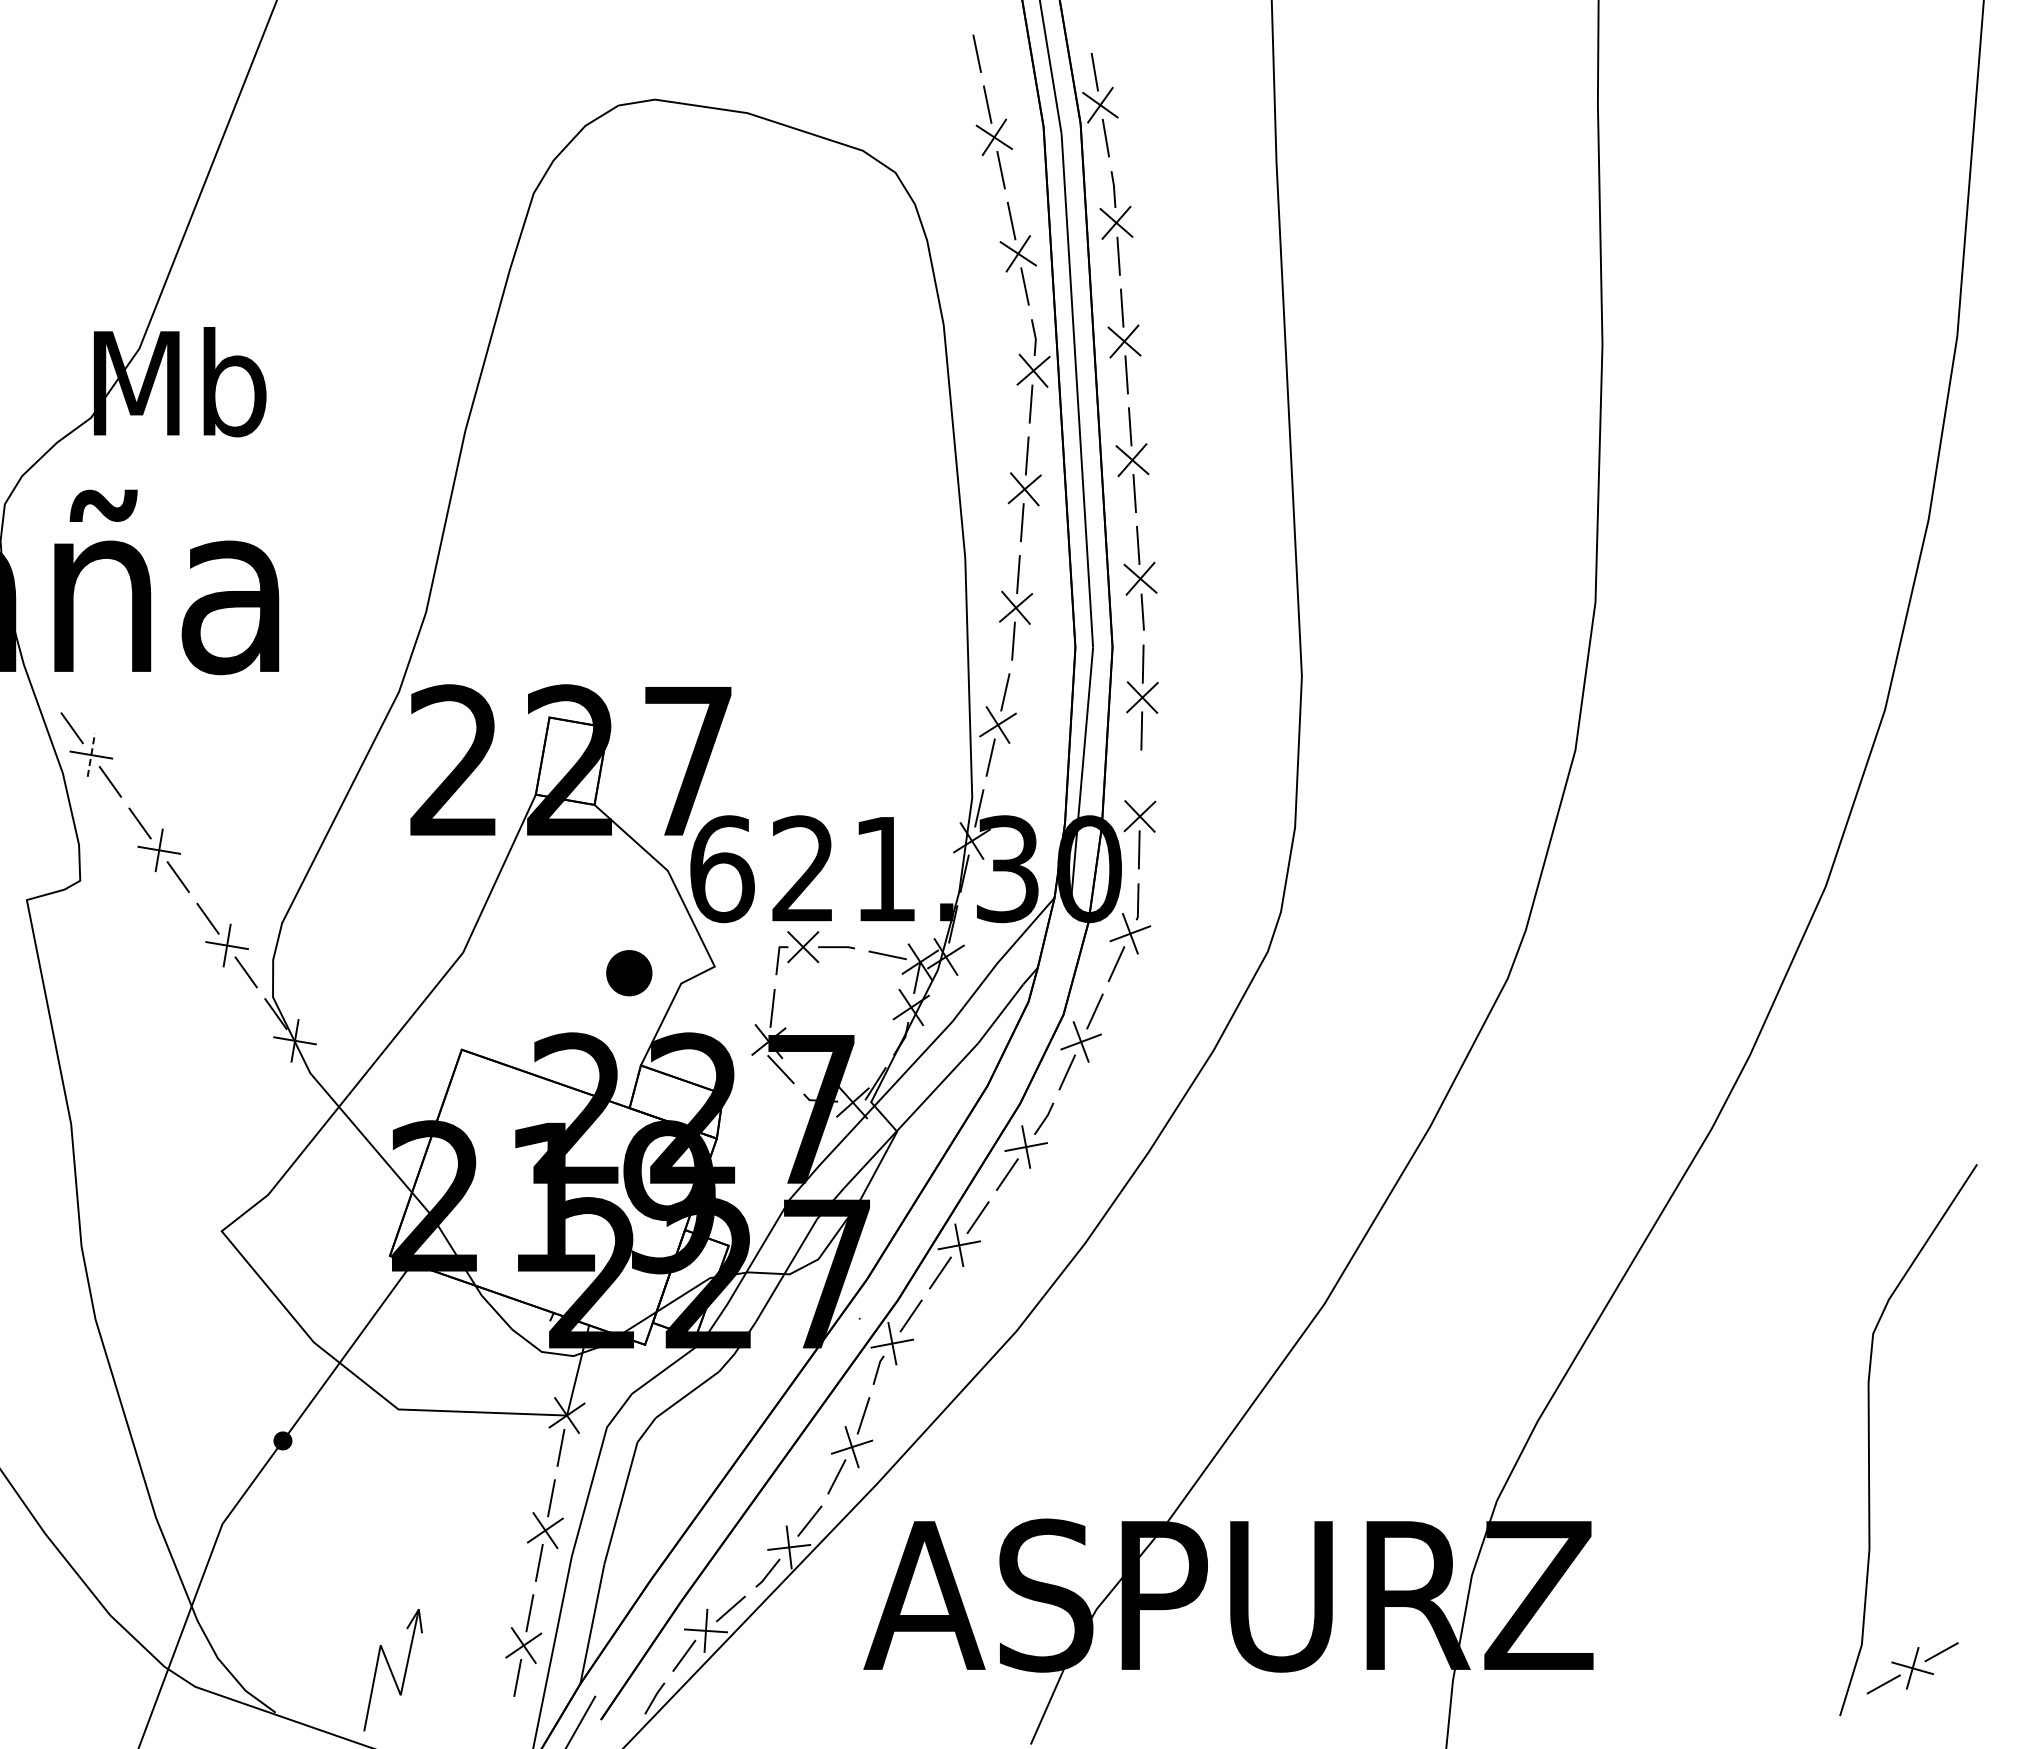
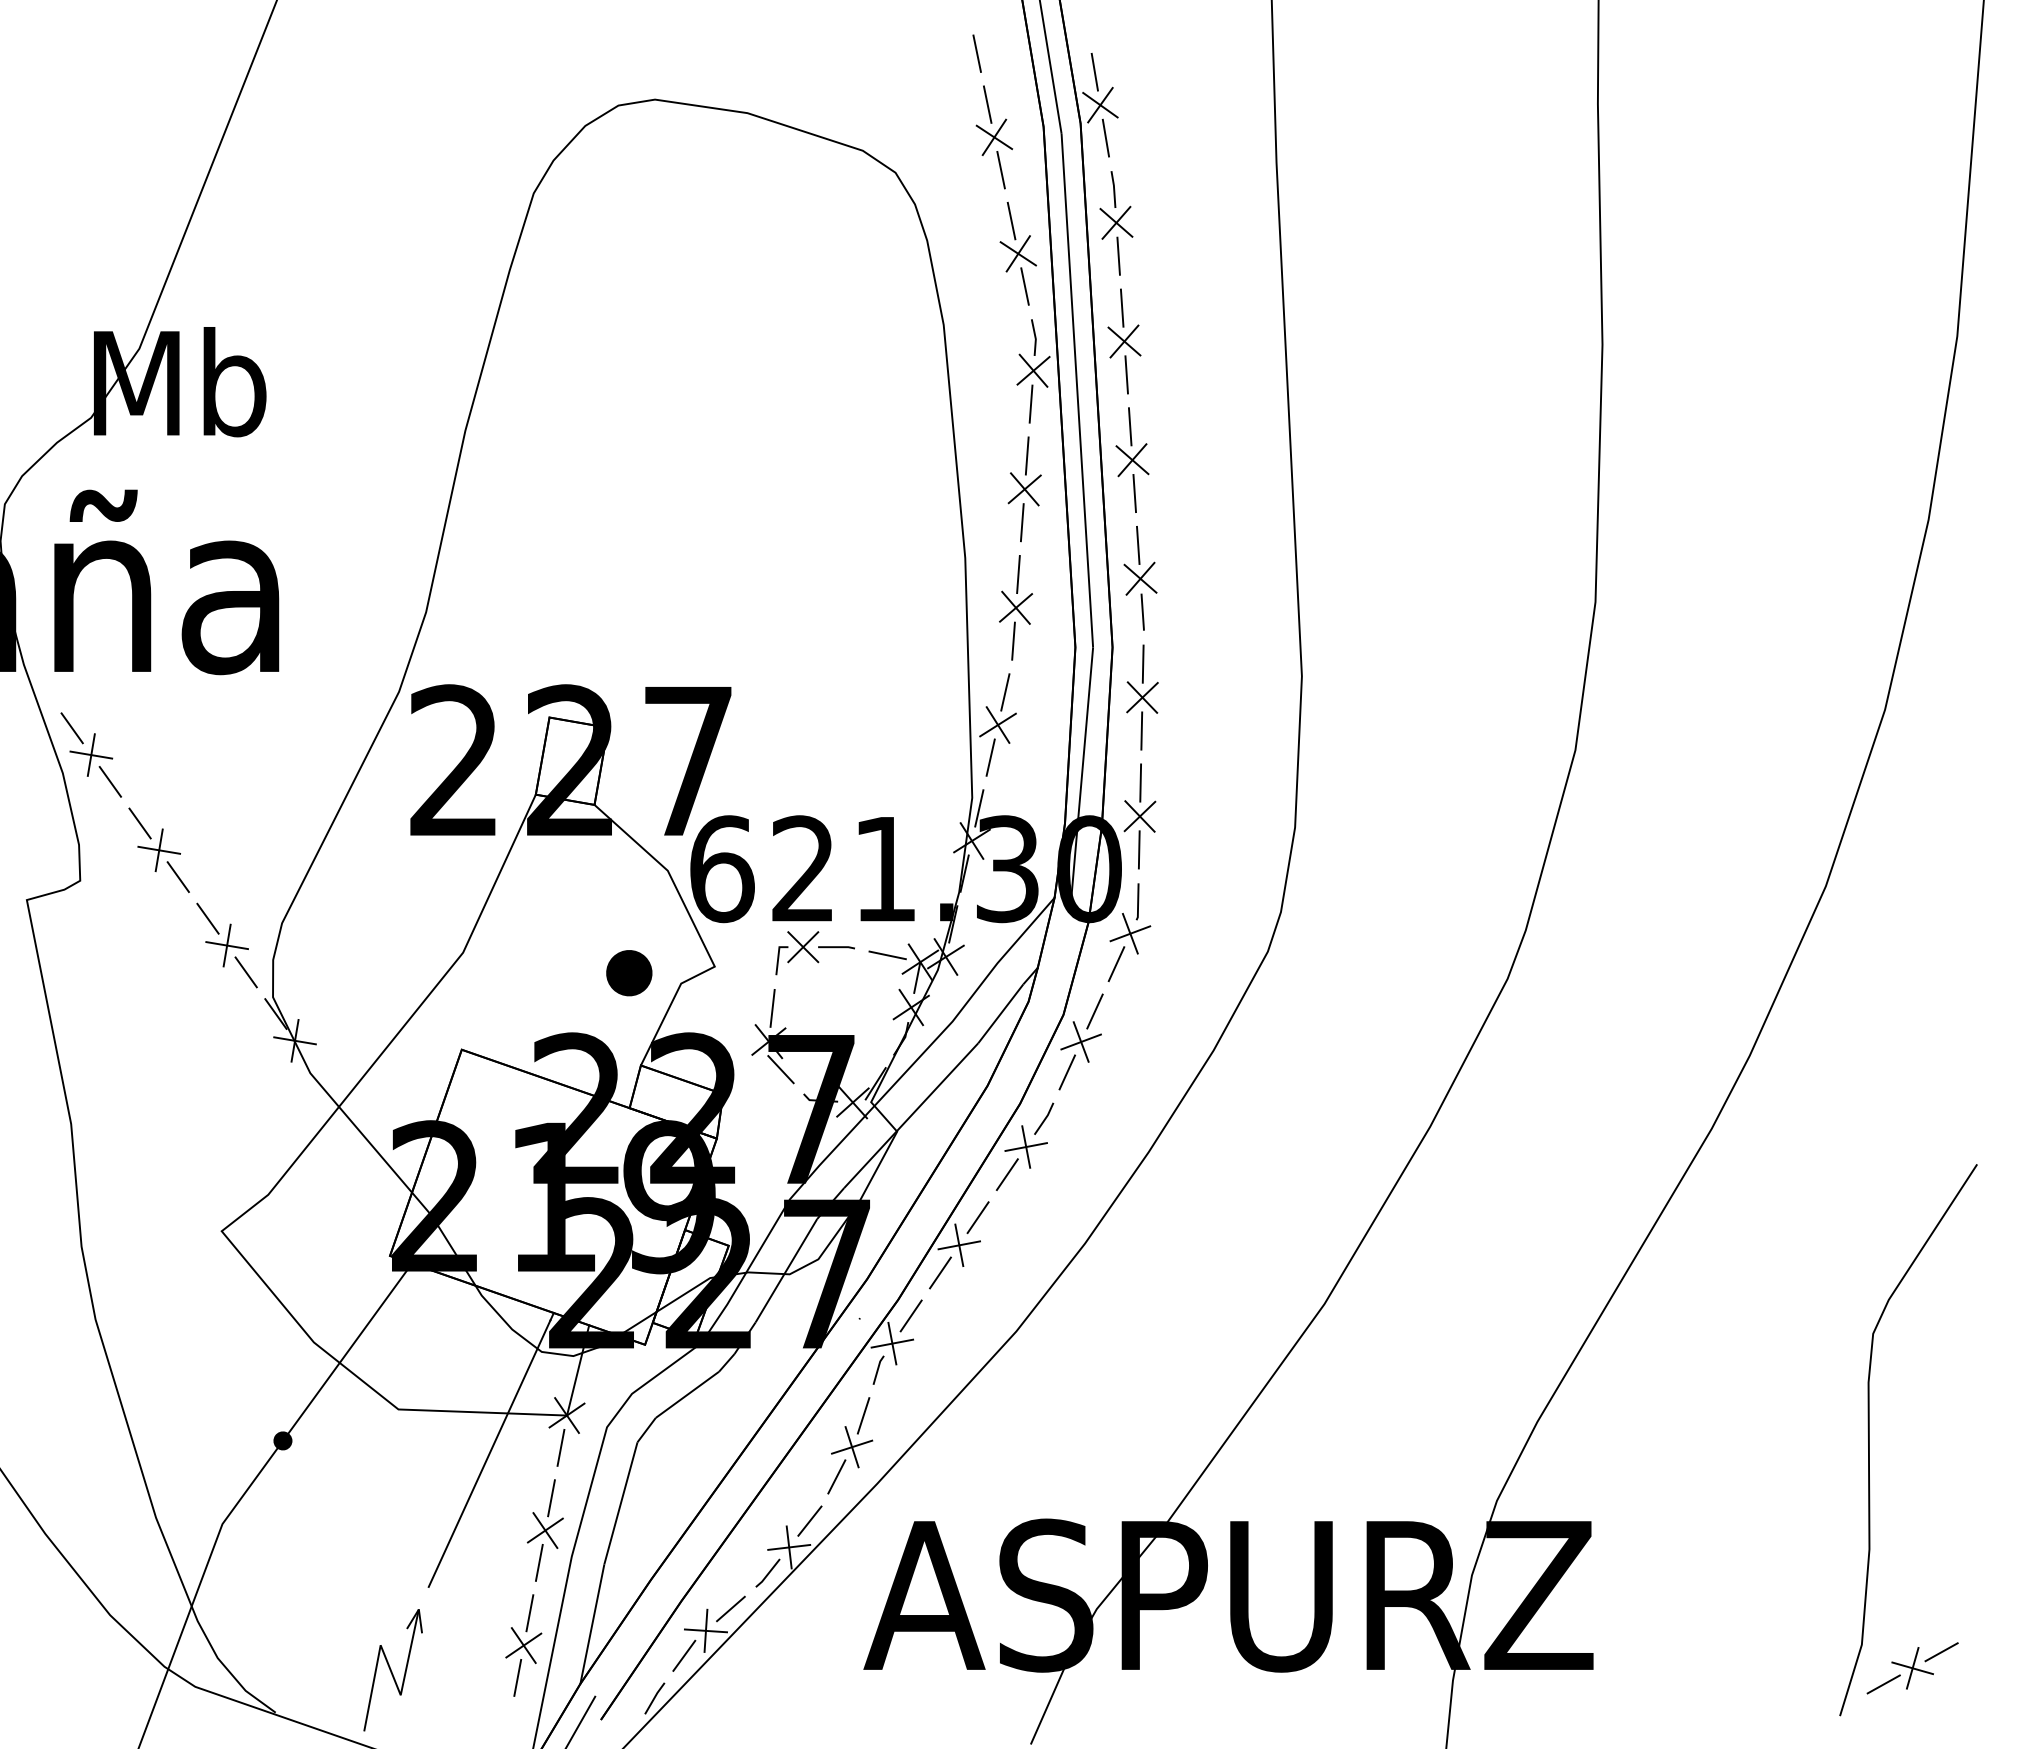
line: dashed -> solid (91, 754)
line: none -> present (1140, 782)
line: none -> present (489, 1453)
